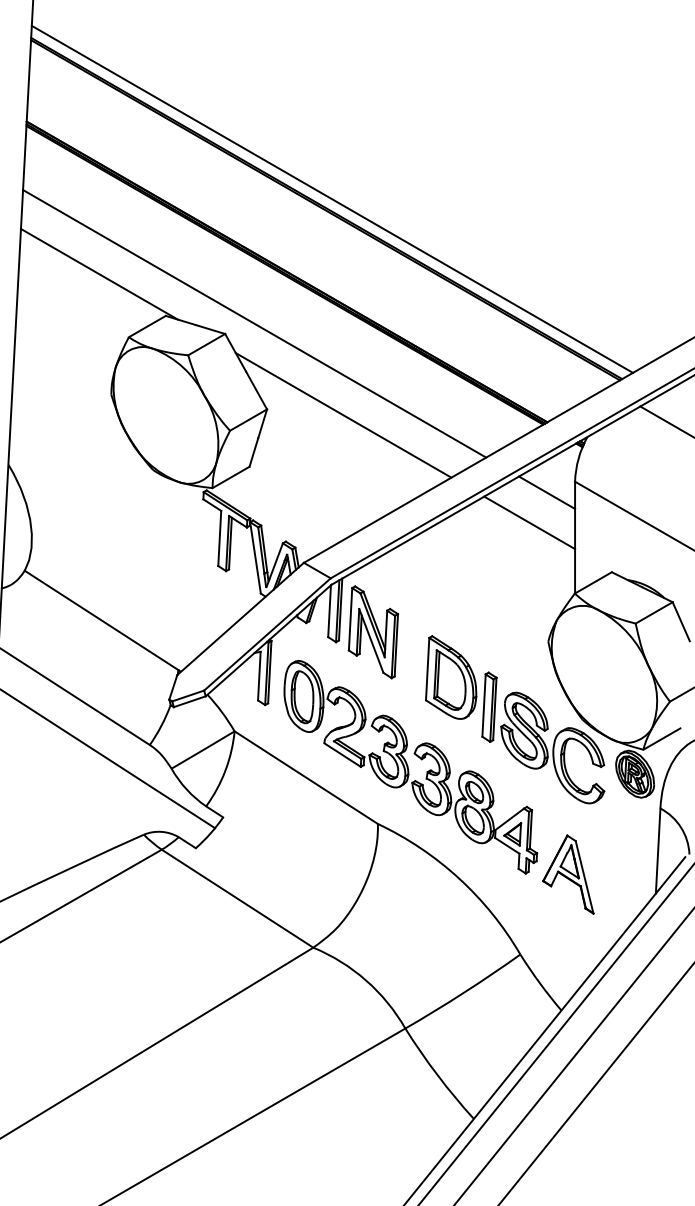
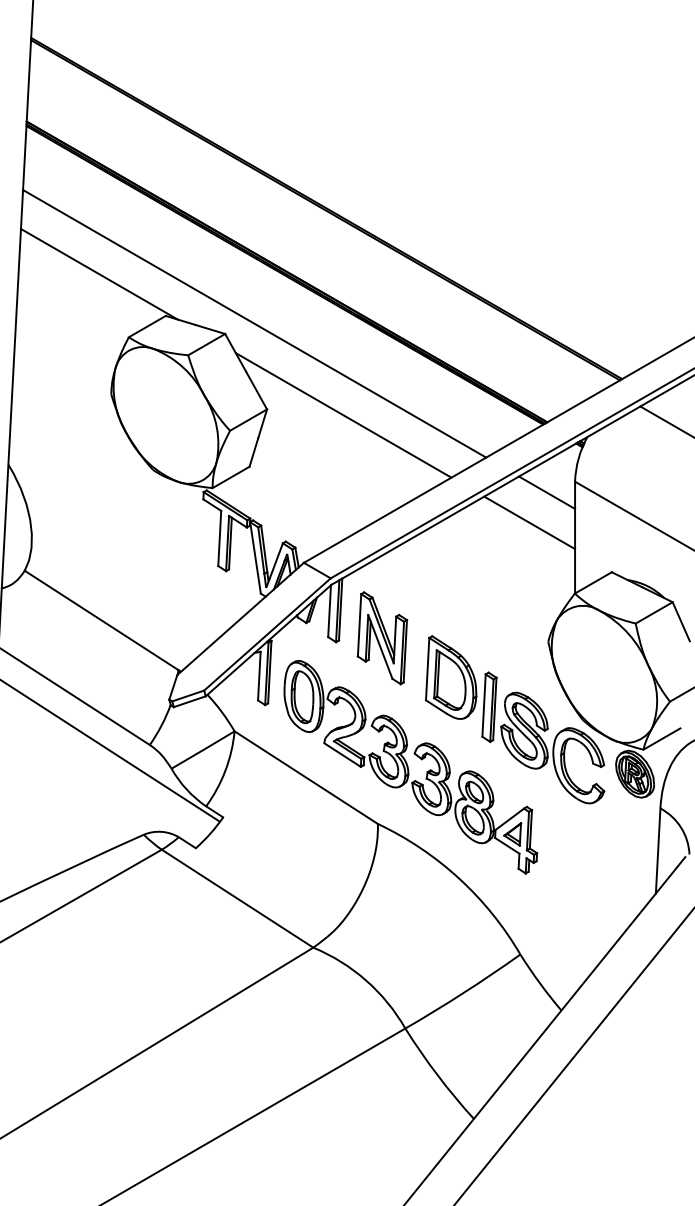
line: present -> none (331, 198)
part position: (373, 632) -> (382, 638) (382, 638)
line position: (108, 759) -> (110, 751) (110, 751)
part: present -> none (568, 874)
line: present -> none (555, 1034)
line: present -> none (595, 1084)
